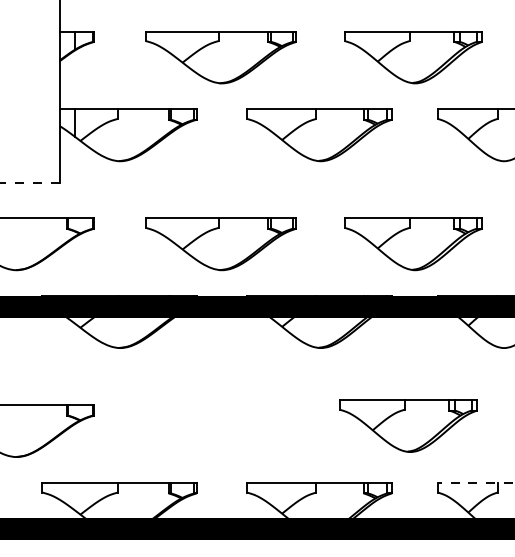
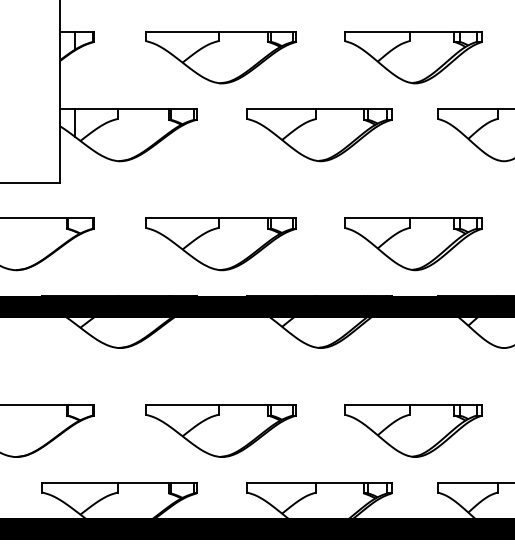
line: dashed -> solid (29, 183)
part position: (408, 425) -> (413, 430) (413, 430)
part: none -> present (220, 430)
line: dashed -> solid (475, 483)
